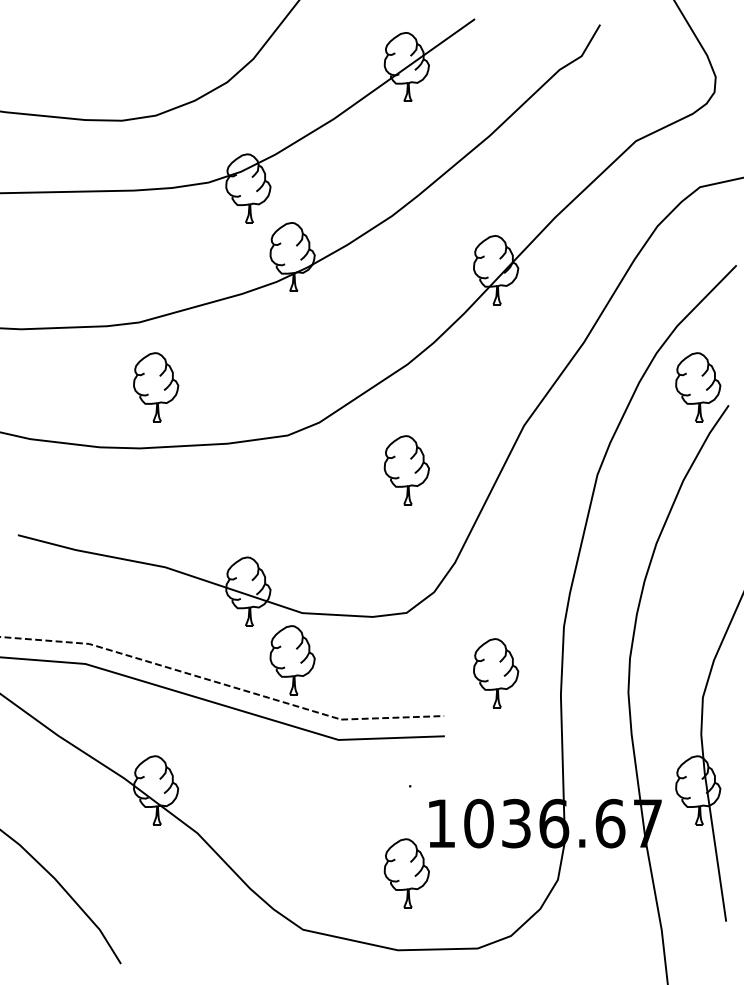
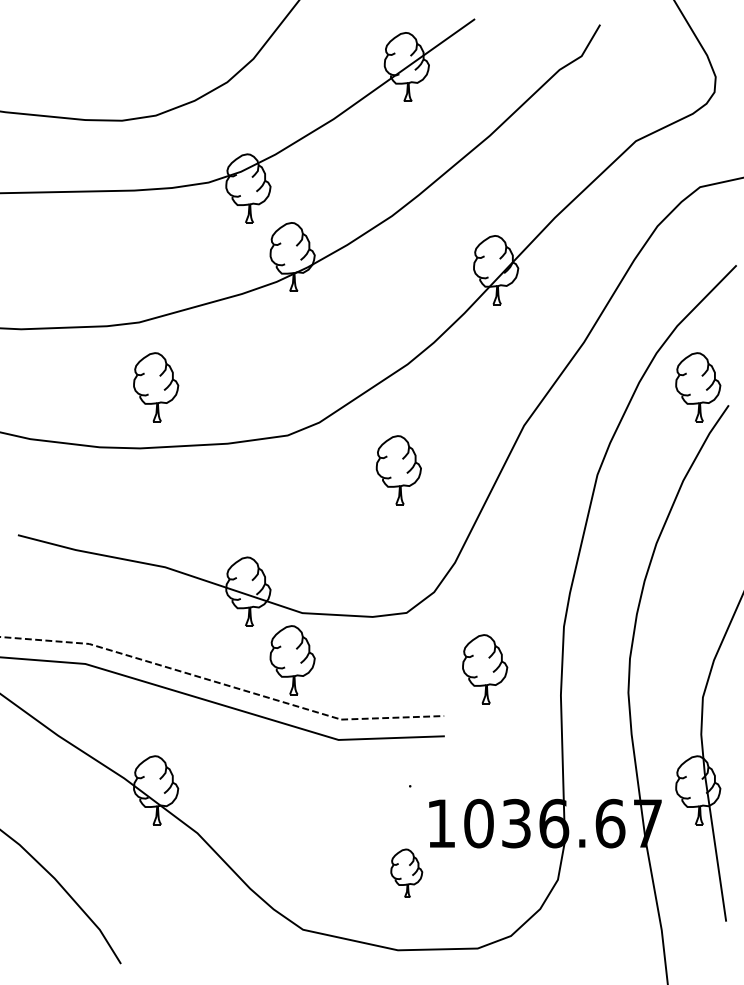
part position: (406, 470) -> (398, 470) (398, 470)
part position: (496, 673) -> (485, 669) (485, 669)
part size: 47x71 px -> 34x50 px (406, 872)
